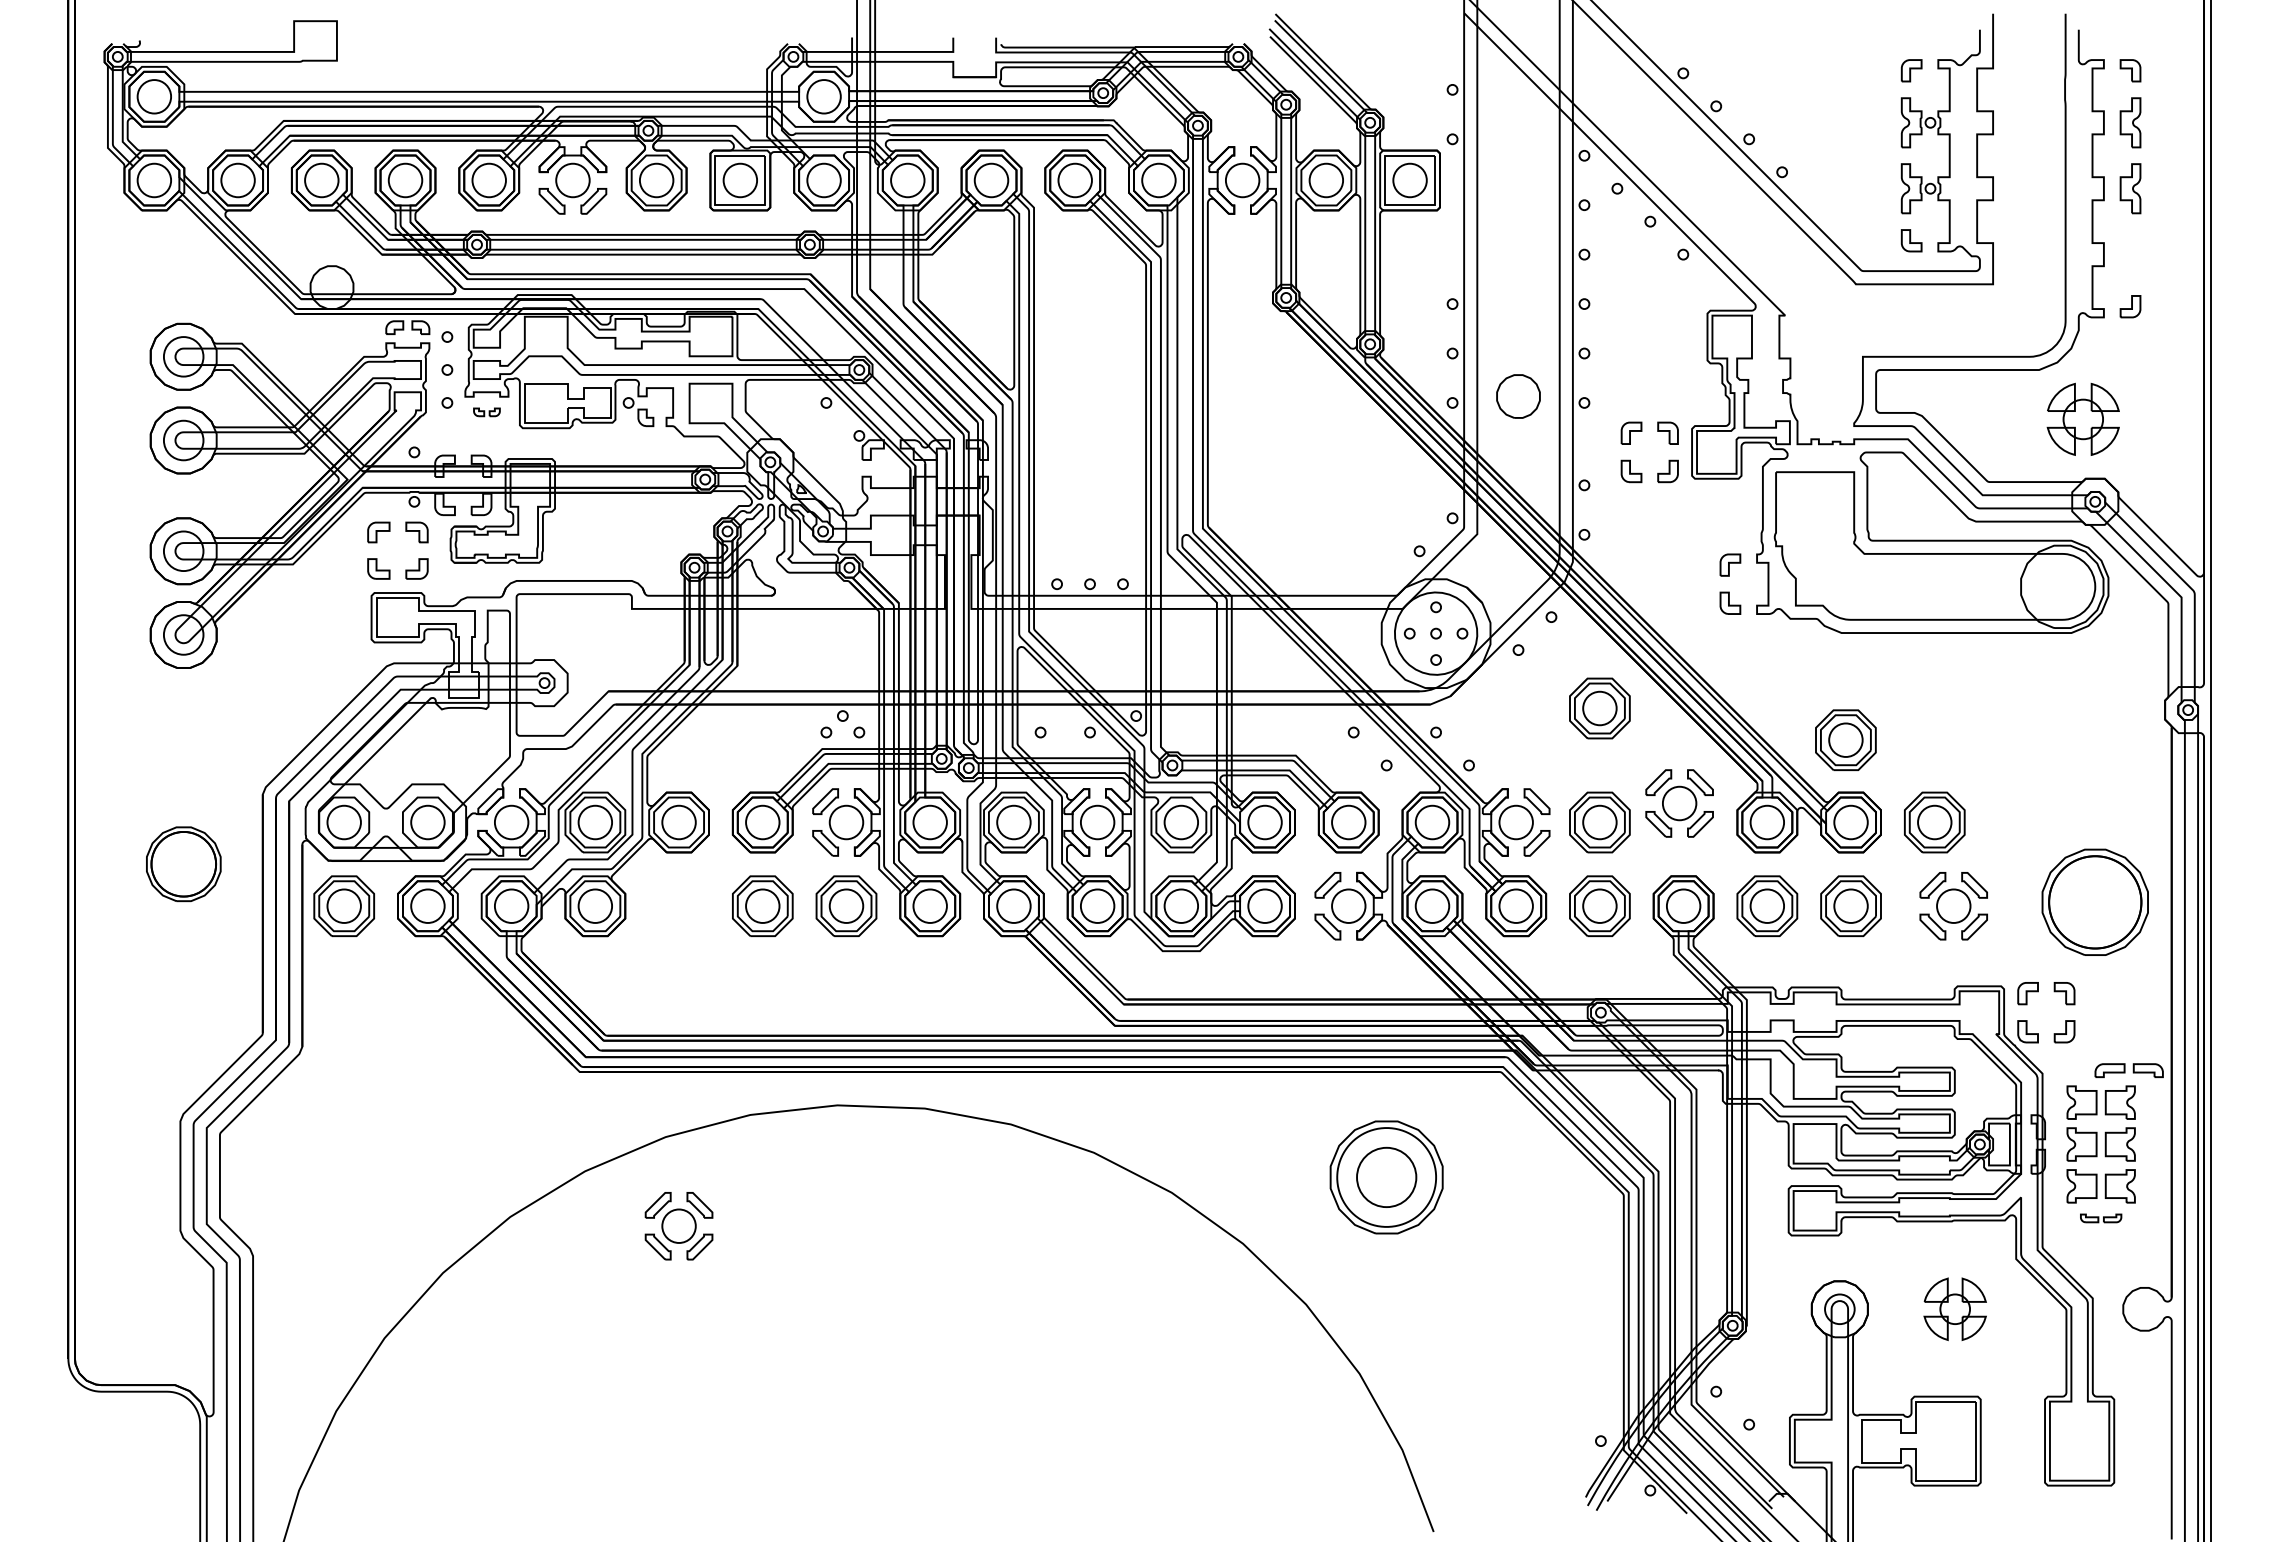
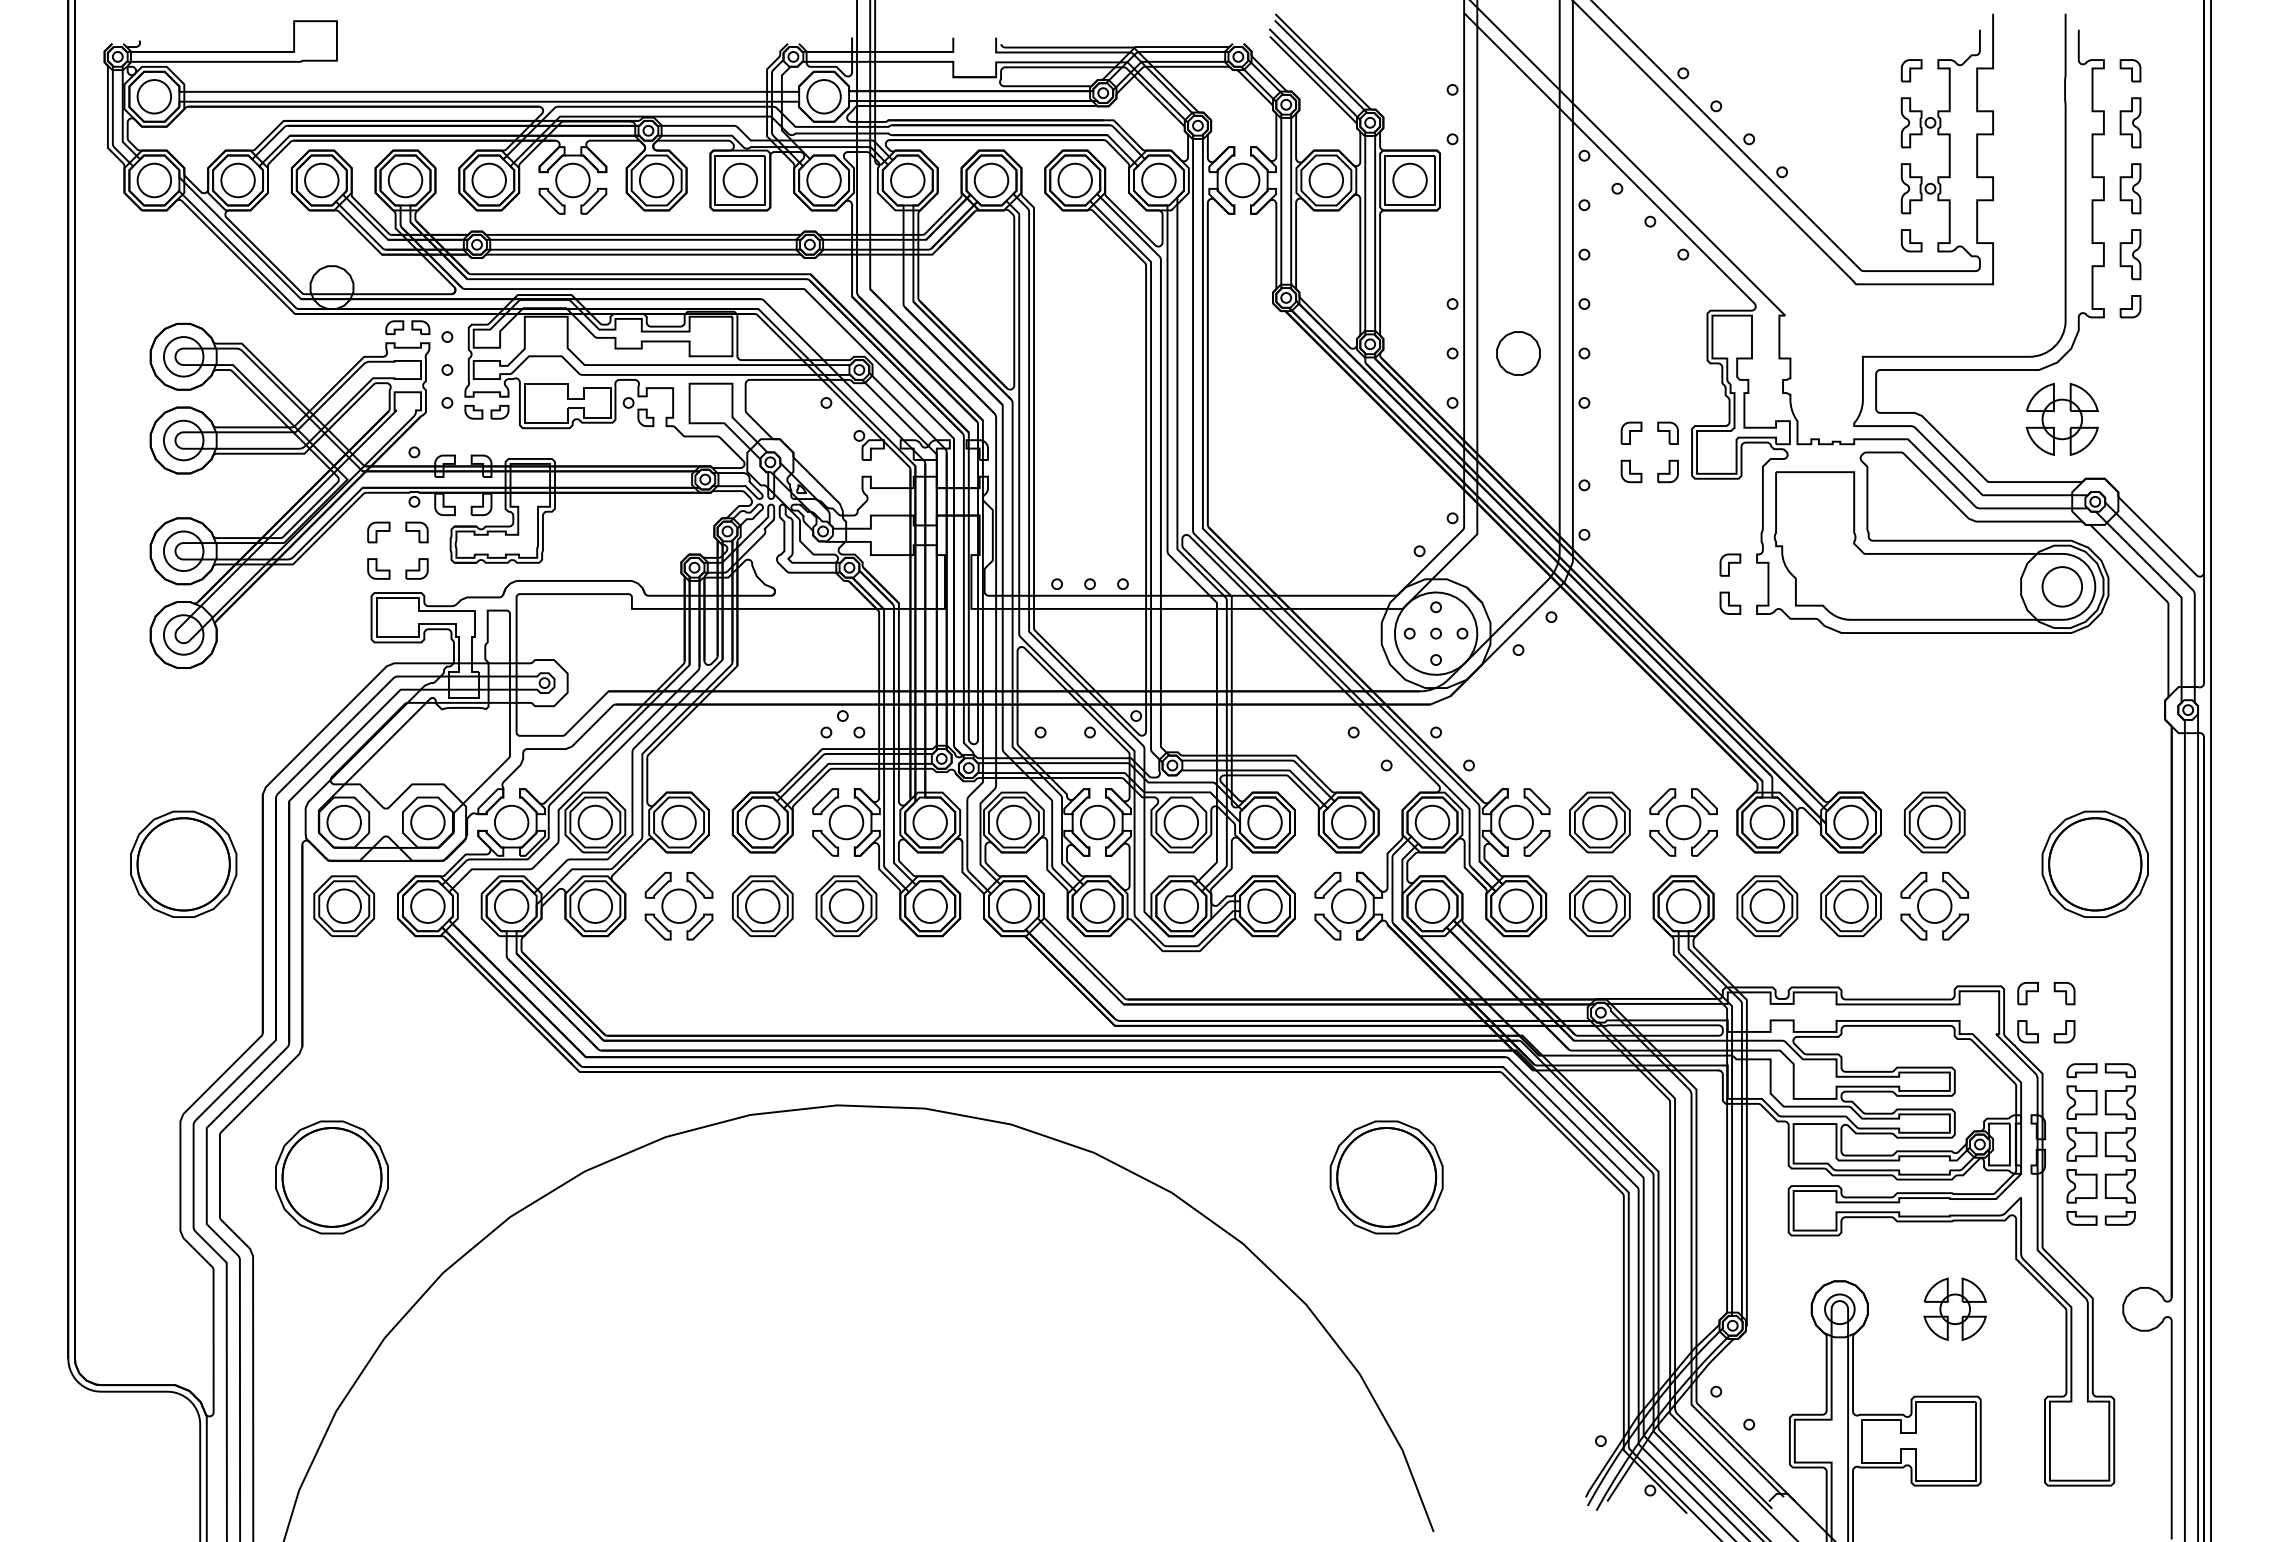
part: none -> present (2130, 254)
part position: (1518, 396) -> (1518, 353) (1518, 353)
part size: 28x11 px -> 46x15 px (486, 412)
part position: (2082, 418) -> (2061, 418) (2061, 418)
circle: none -> present (2061, 586)
part: present -> none (1599, 708)
part: present -> none (1845, 739)
part position: (1679, 803) -> (1683, 822) (1683, 822)
part size: 76x77 px -> 108x108 px (183, 863)
part position: (2094, 901) -> (2094, 863) (2094, 863)
part position: (1953, 906) -> (1934, 906) (1934, 906)
part position: (2128, 1070) -> (2100, 1070) (2100, 1070)
part: none -> present (331, 1177)
circle diameter: 59 px -> 99 px (1386, 1177)
part size: 43x11 px -> 70x15 px (2100, 1218)
part position: (678, 1226) -> (678, 906) (678, 906)
